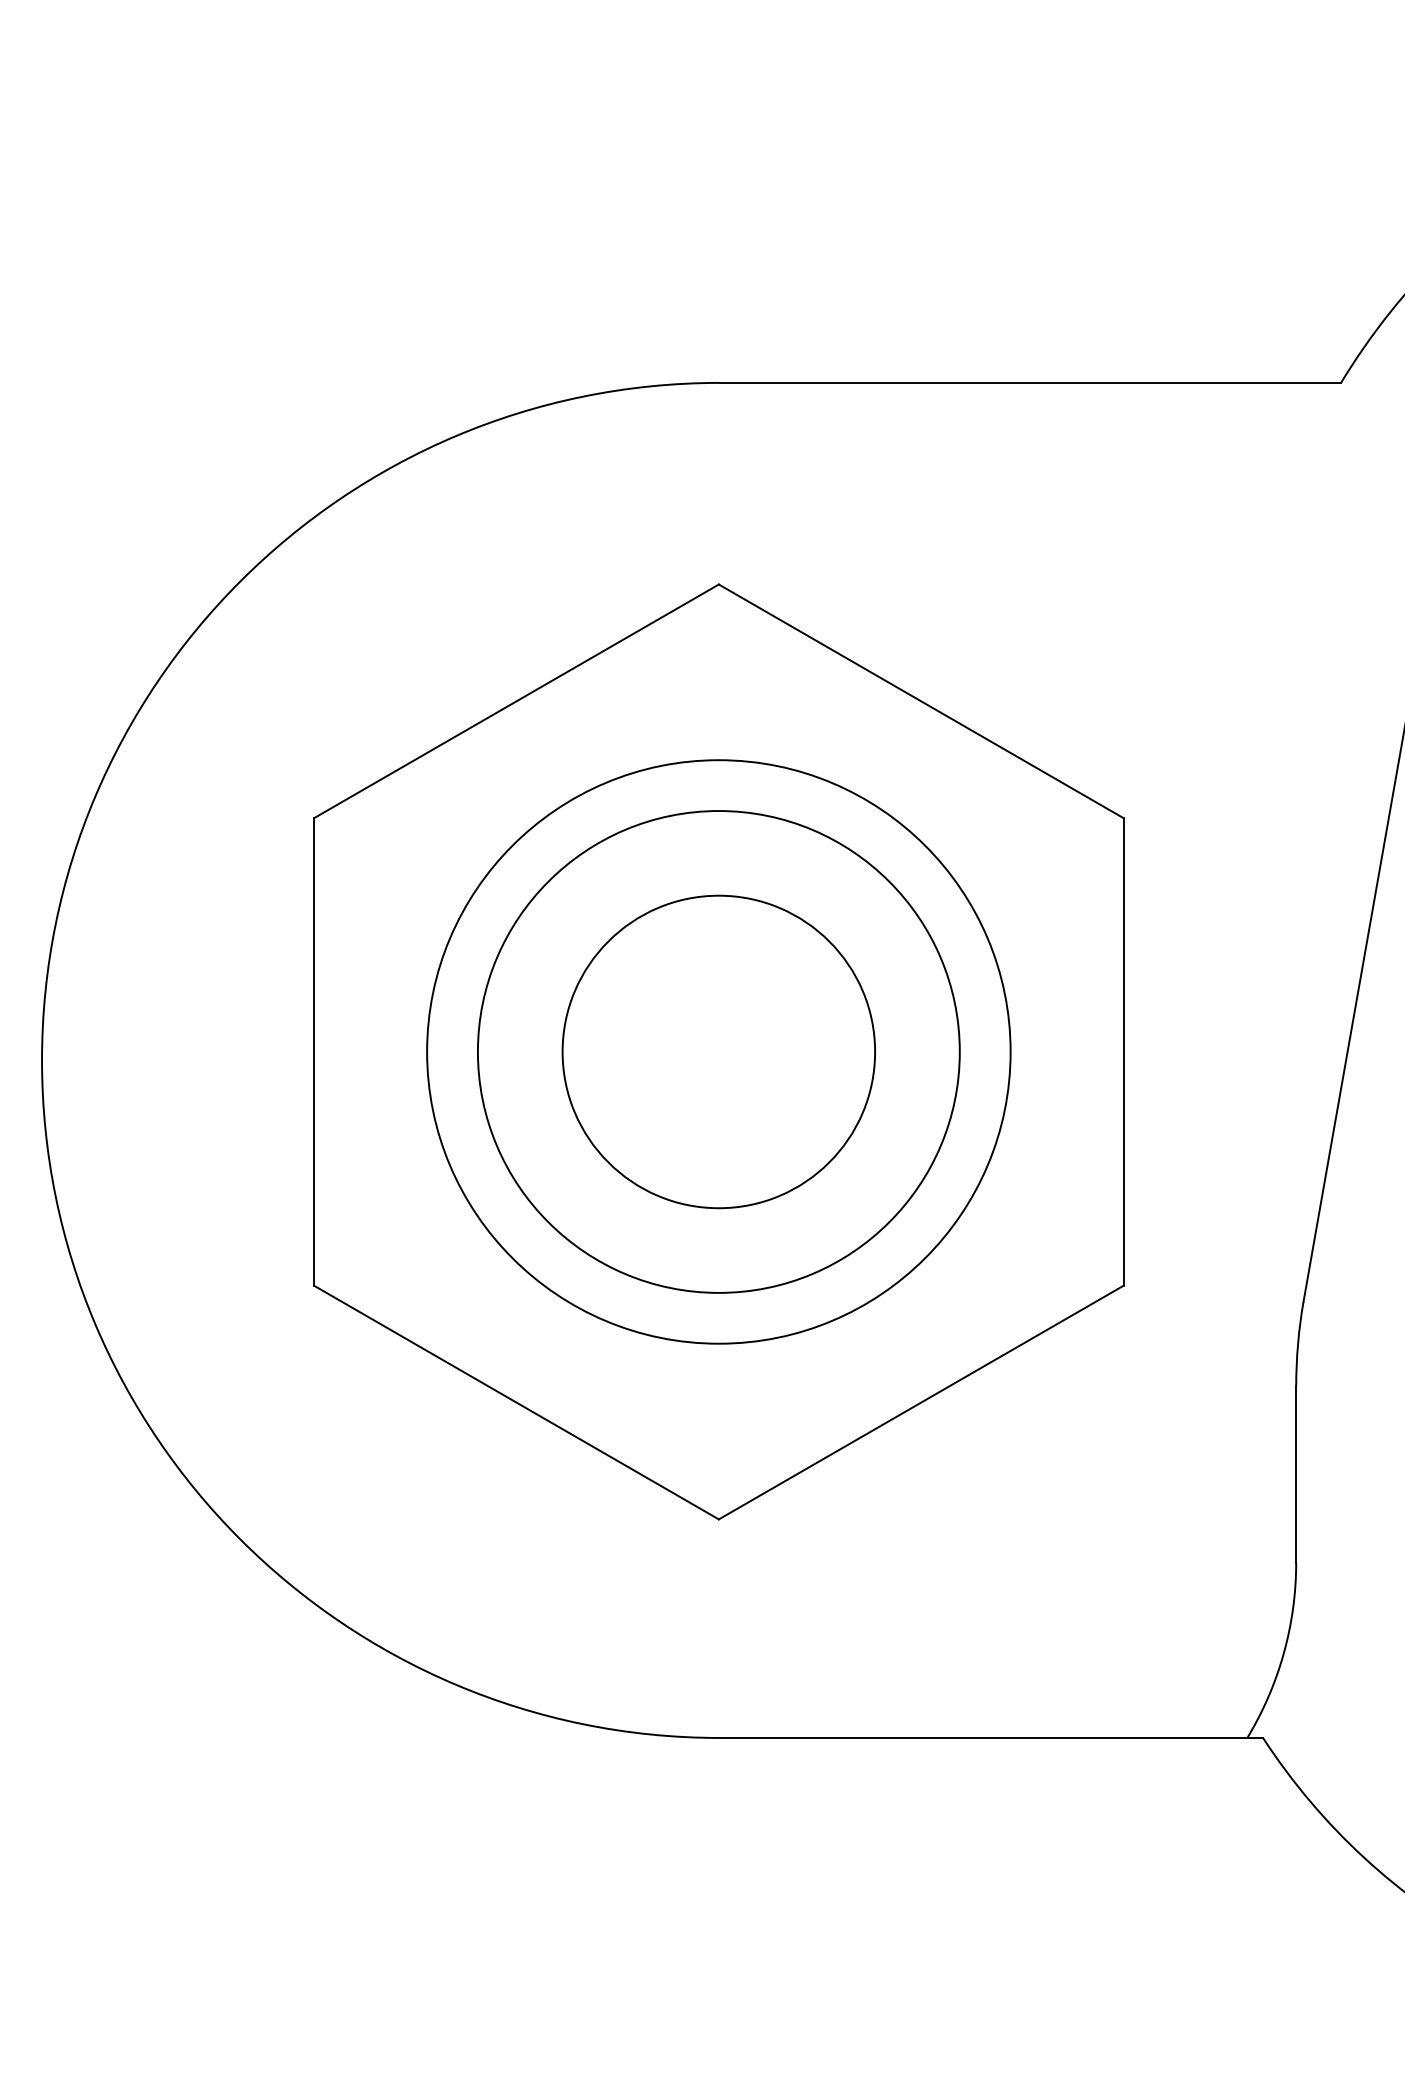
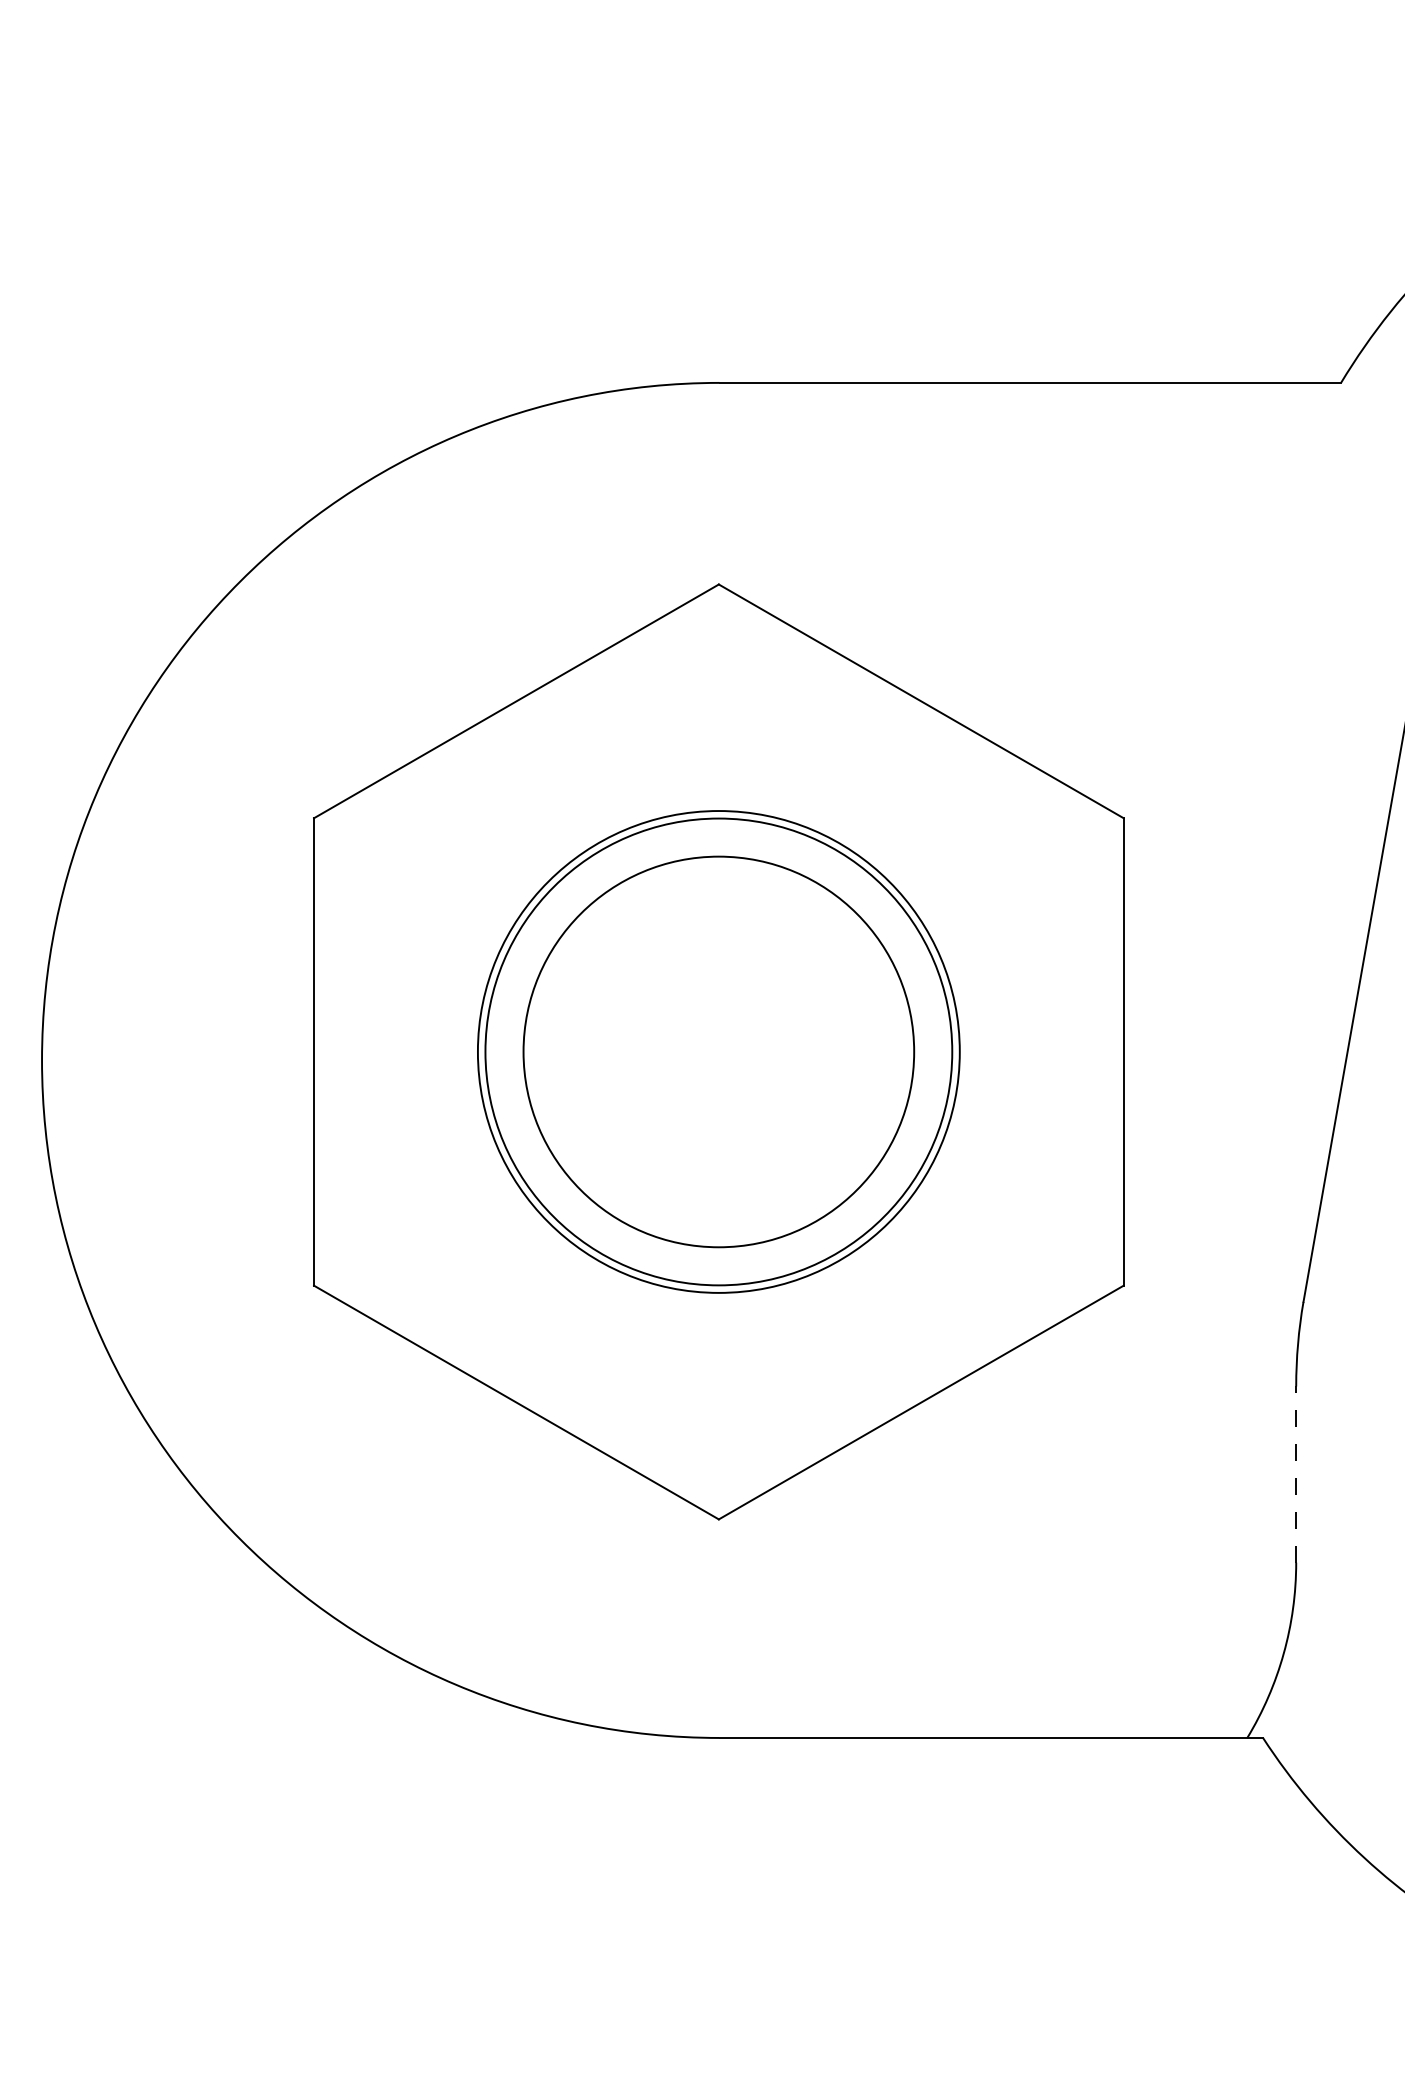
circle diameter: 313 px -> 391 px (718, 1051)
circle diameter: 584 px -> 467 px (718, 1051)
line: solid -> dashed (1296, 1474)
